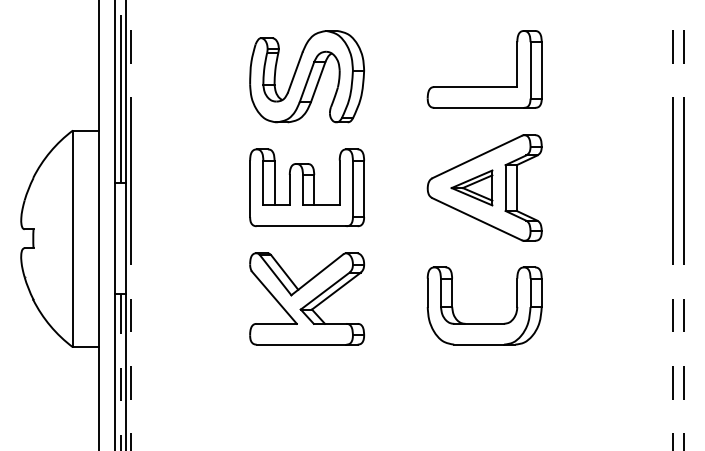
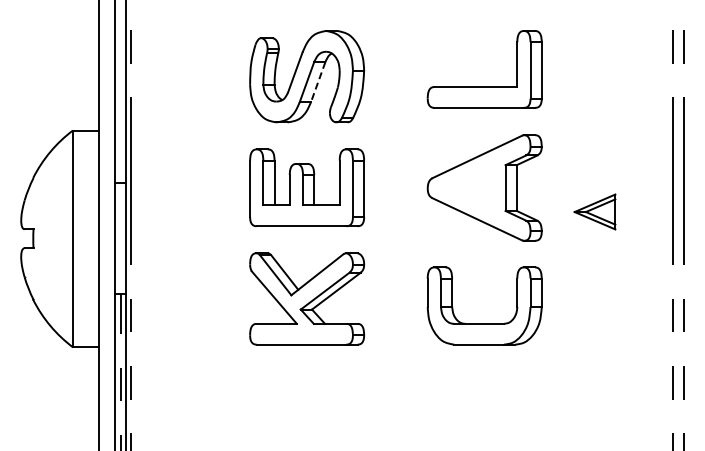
line: solid -> dashed (318, 82)
line: present -> none (120, 92)
part position: (471, 187) -> (594, 211) (594, 211)
